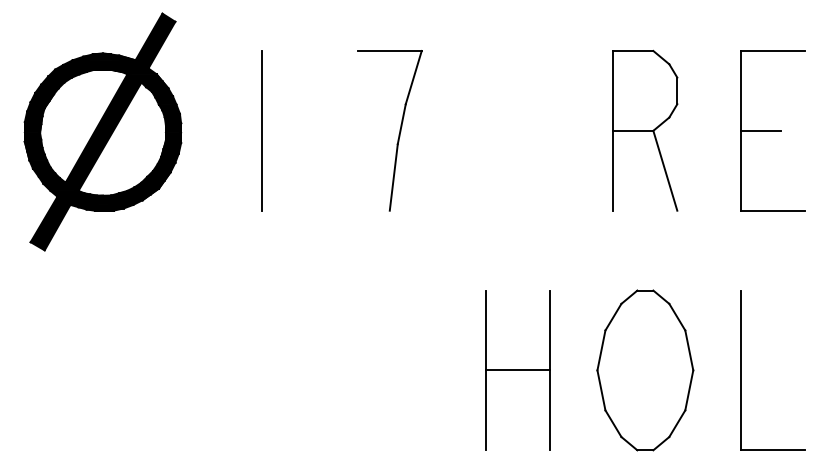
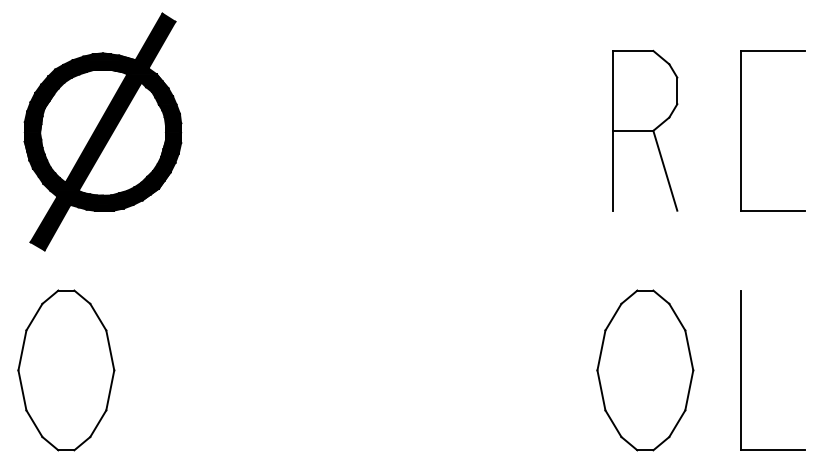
line: present -> none (262, 130)
line: present -> none (761, 130)
part: present -> none (398, 134)
part: none -> present (66, 370)
part: present -> none (517, 370)
